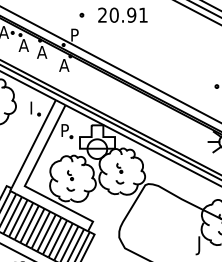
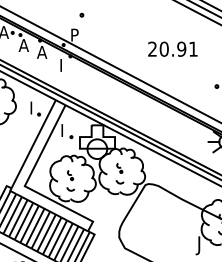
text position: (122, 14) -> (172, 48) (172, 48)
text: A -> I (64, 65)
text: P -> I (65, 127)
